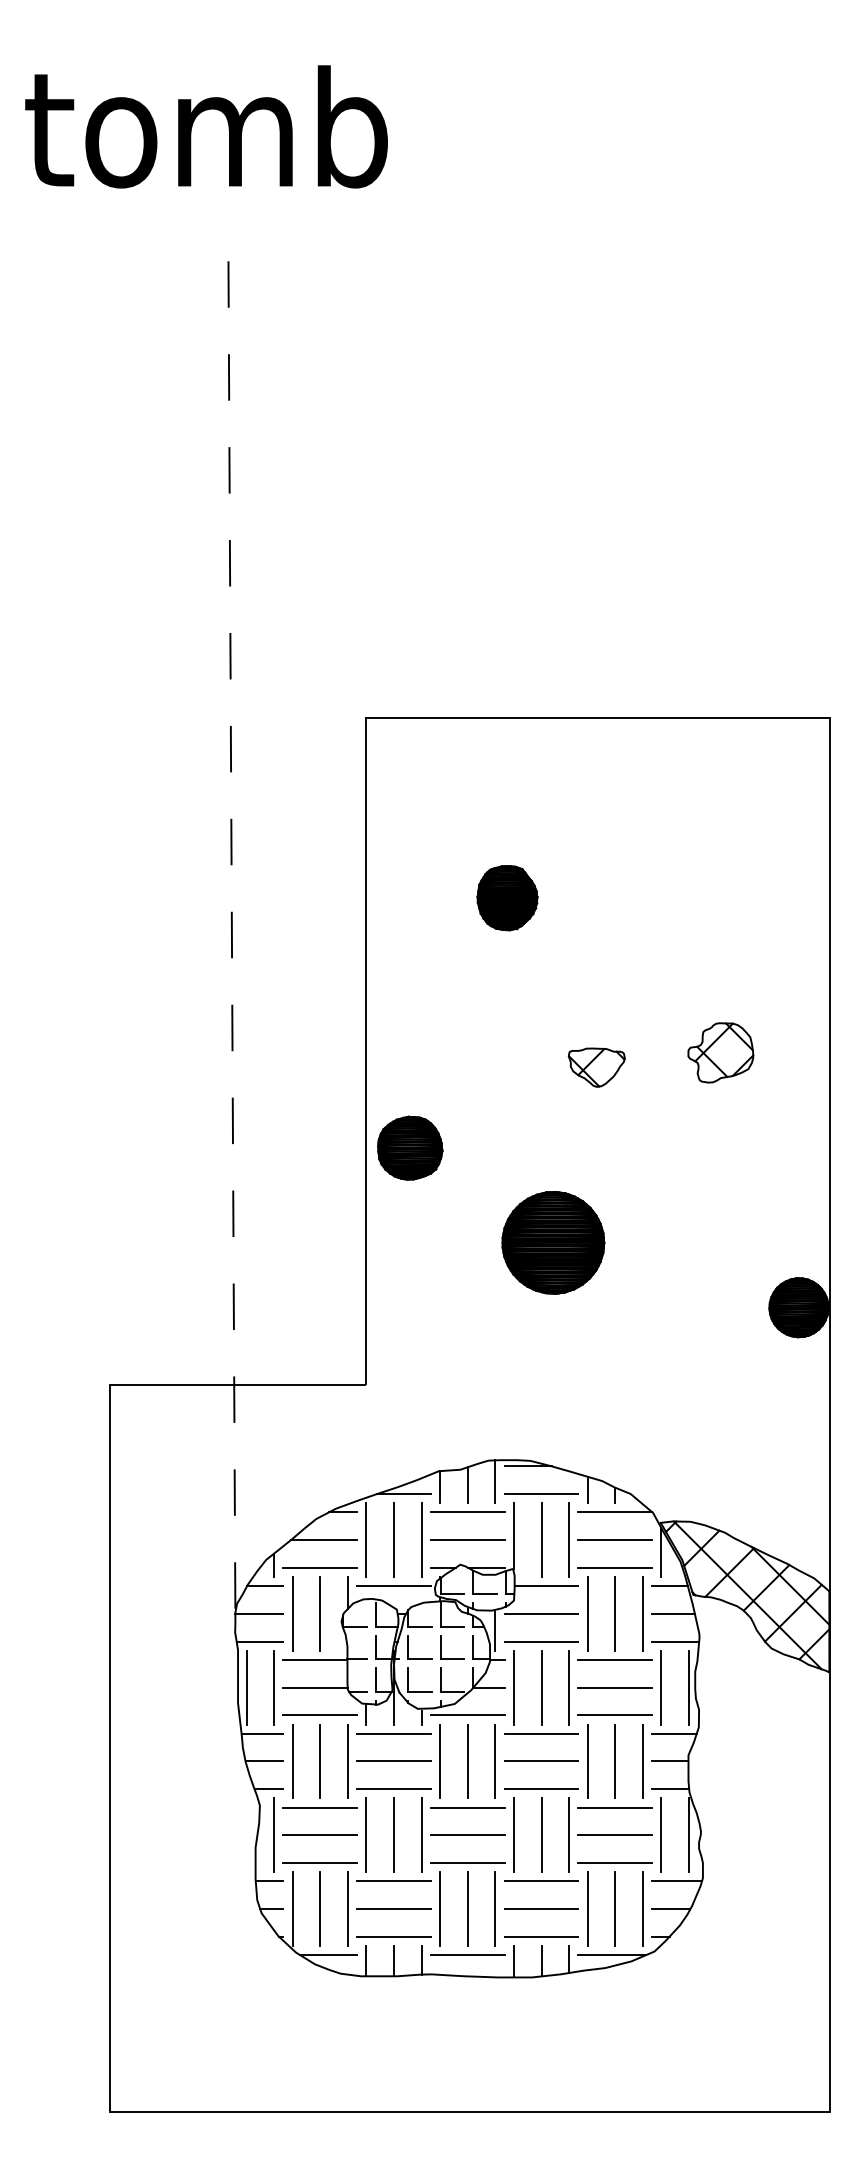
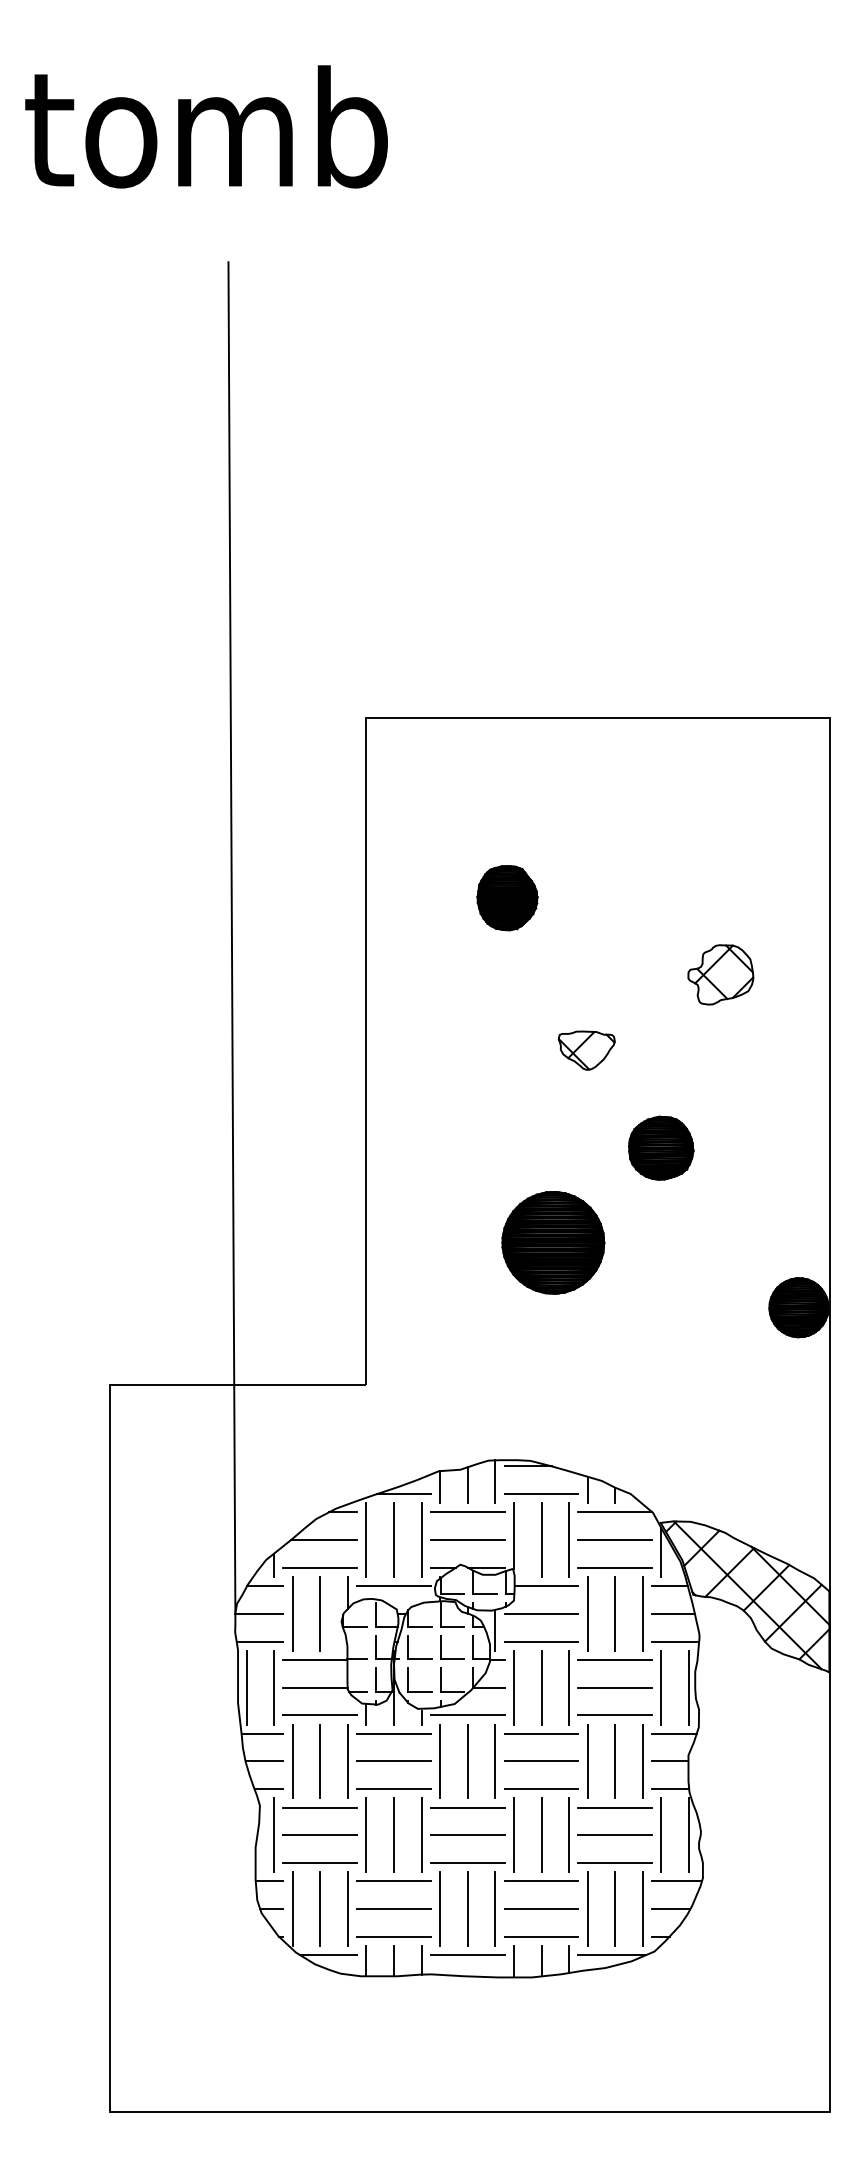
line: dashed -> solid (231, 937)
part position: (720, 1052) -> (720, 974) (720, 974)
part position: (596, 1067) -> (586, 1050) (586, 1050)
part position: (410, 1147) -> (661, 1147) (661, 1147)
